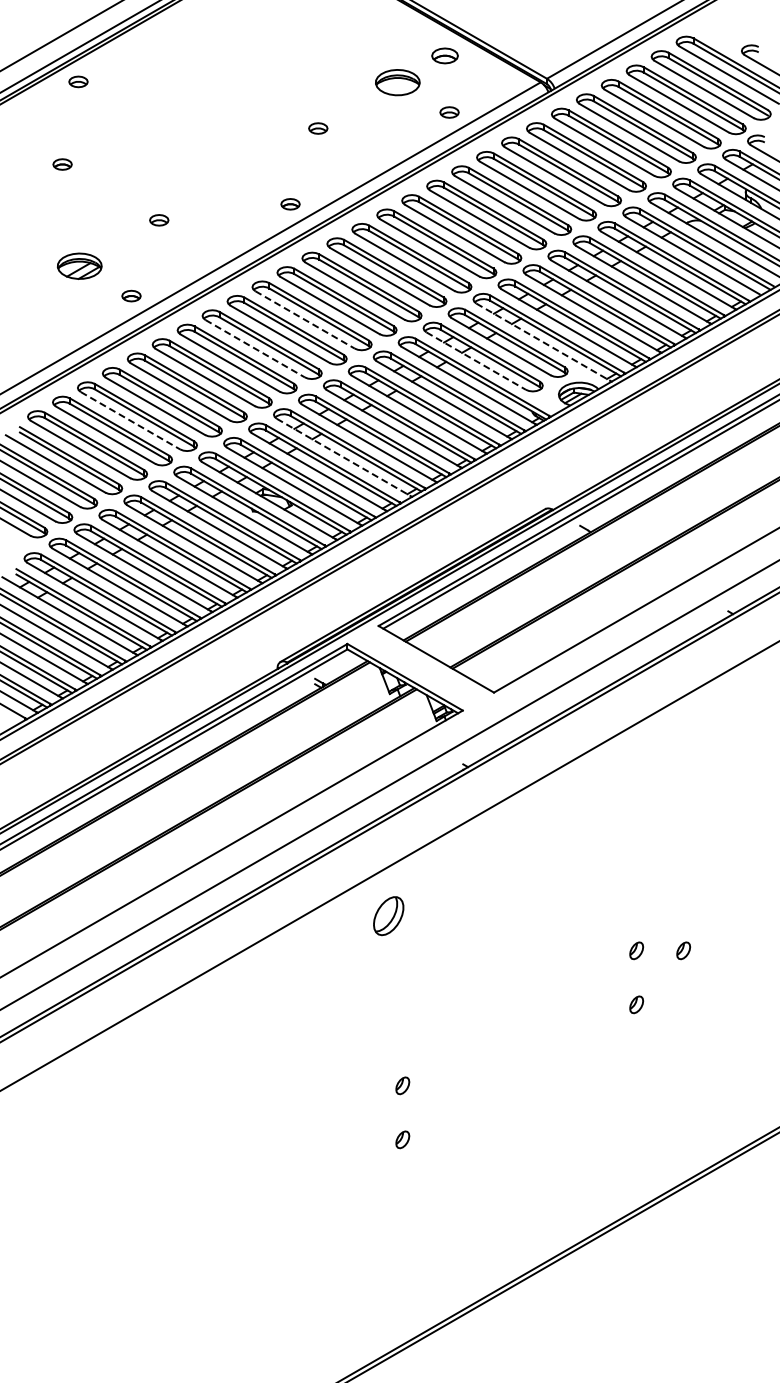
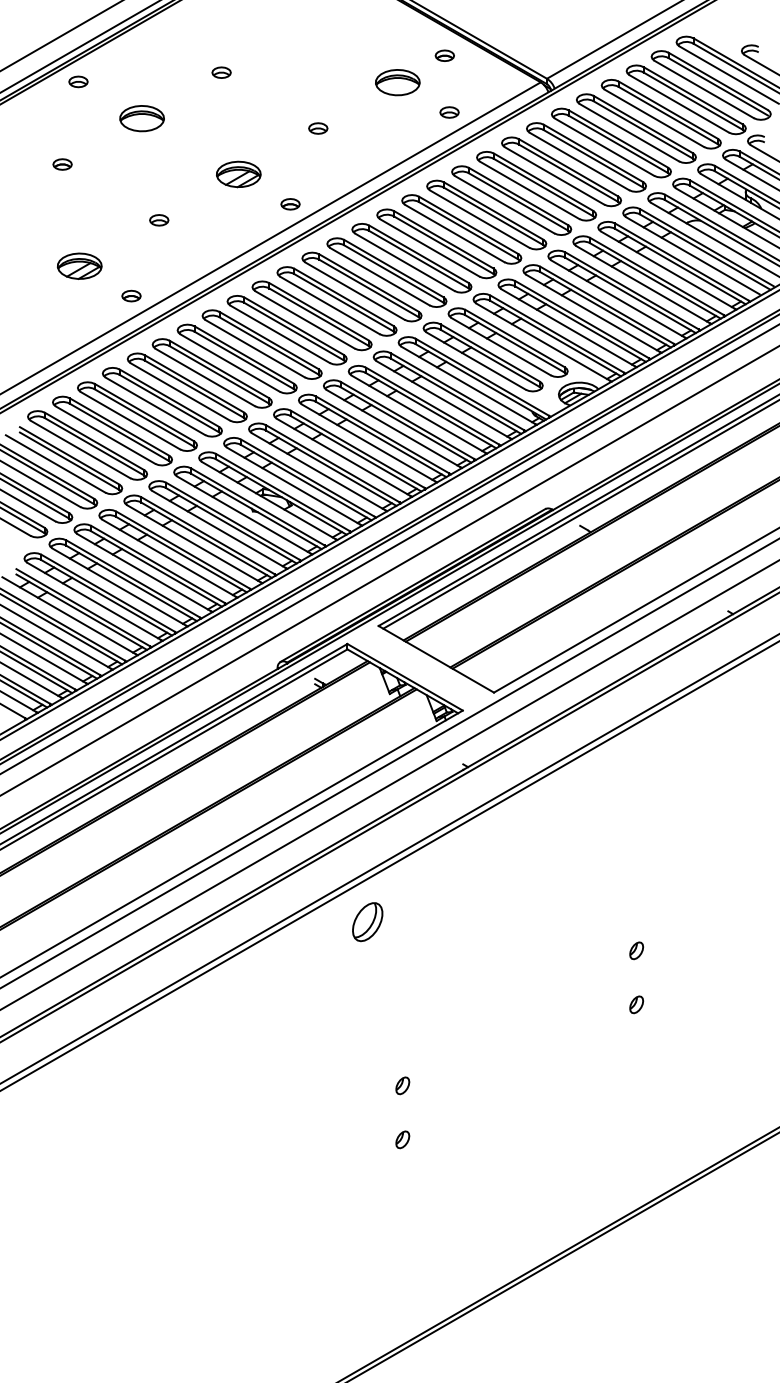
part size: 28x18 px -> 21x13 px (444, 55)
part: none -> present (221, 72)
part: none -> present (141, 118)
part: none -> present (238, 174)
line: dashed -> solid (305, 320)
line: dashed -> solid (543, 342)
line: dashed -> solid (255, 348)
line: dashed -> solid (476, 361)
line: dashed -> solid (130, 420)
line: dashed -> solid (344, 457)
line: none -> present (389, 549)
line: none -> present (389, 570)
line: none -> present (389, 763)
line: none -> present (389, 858)
part position: (388, 916) -> (367, 922) (367, 922)
part: present -> none (683, 950)
